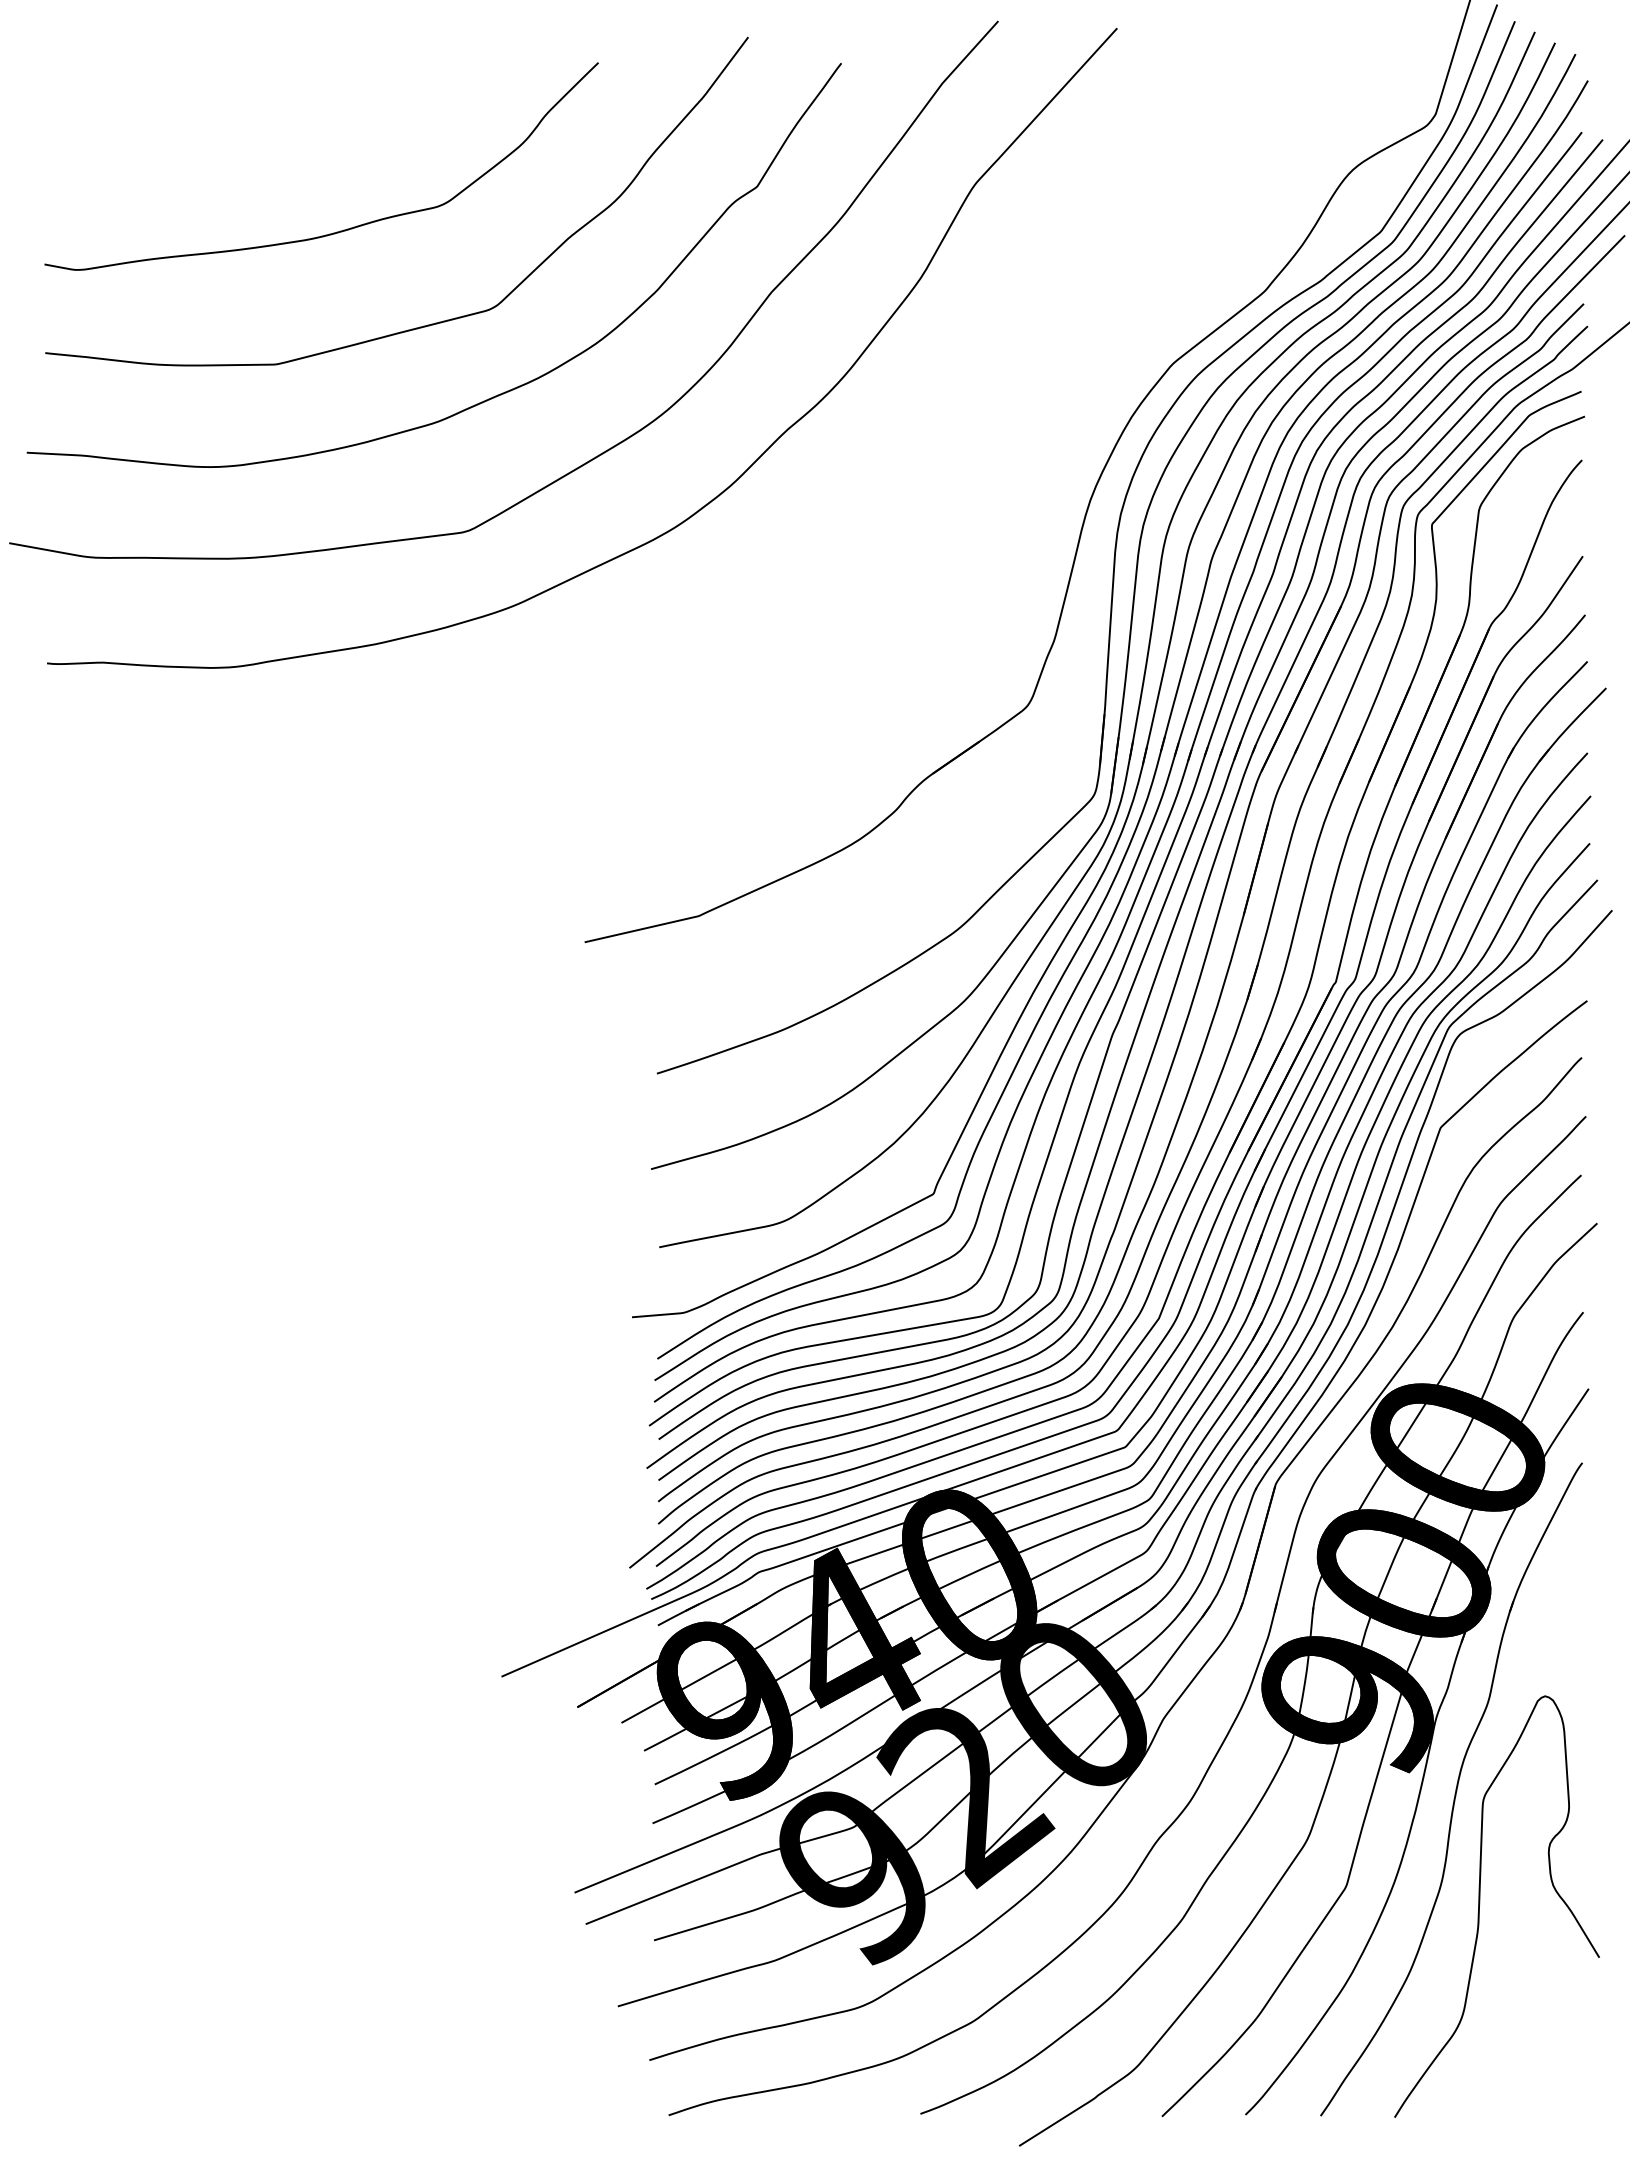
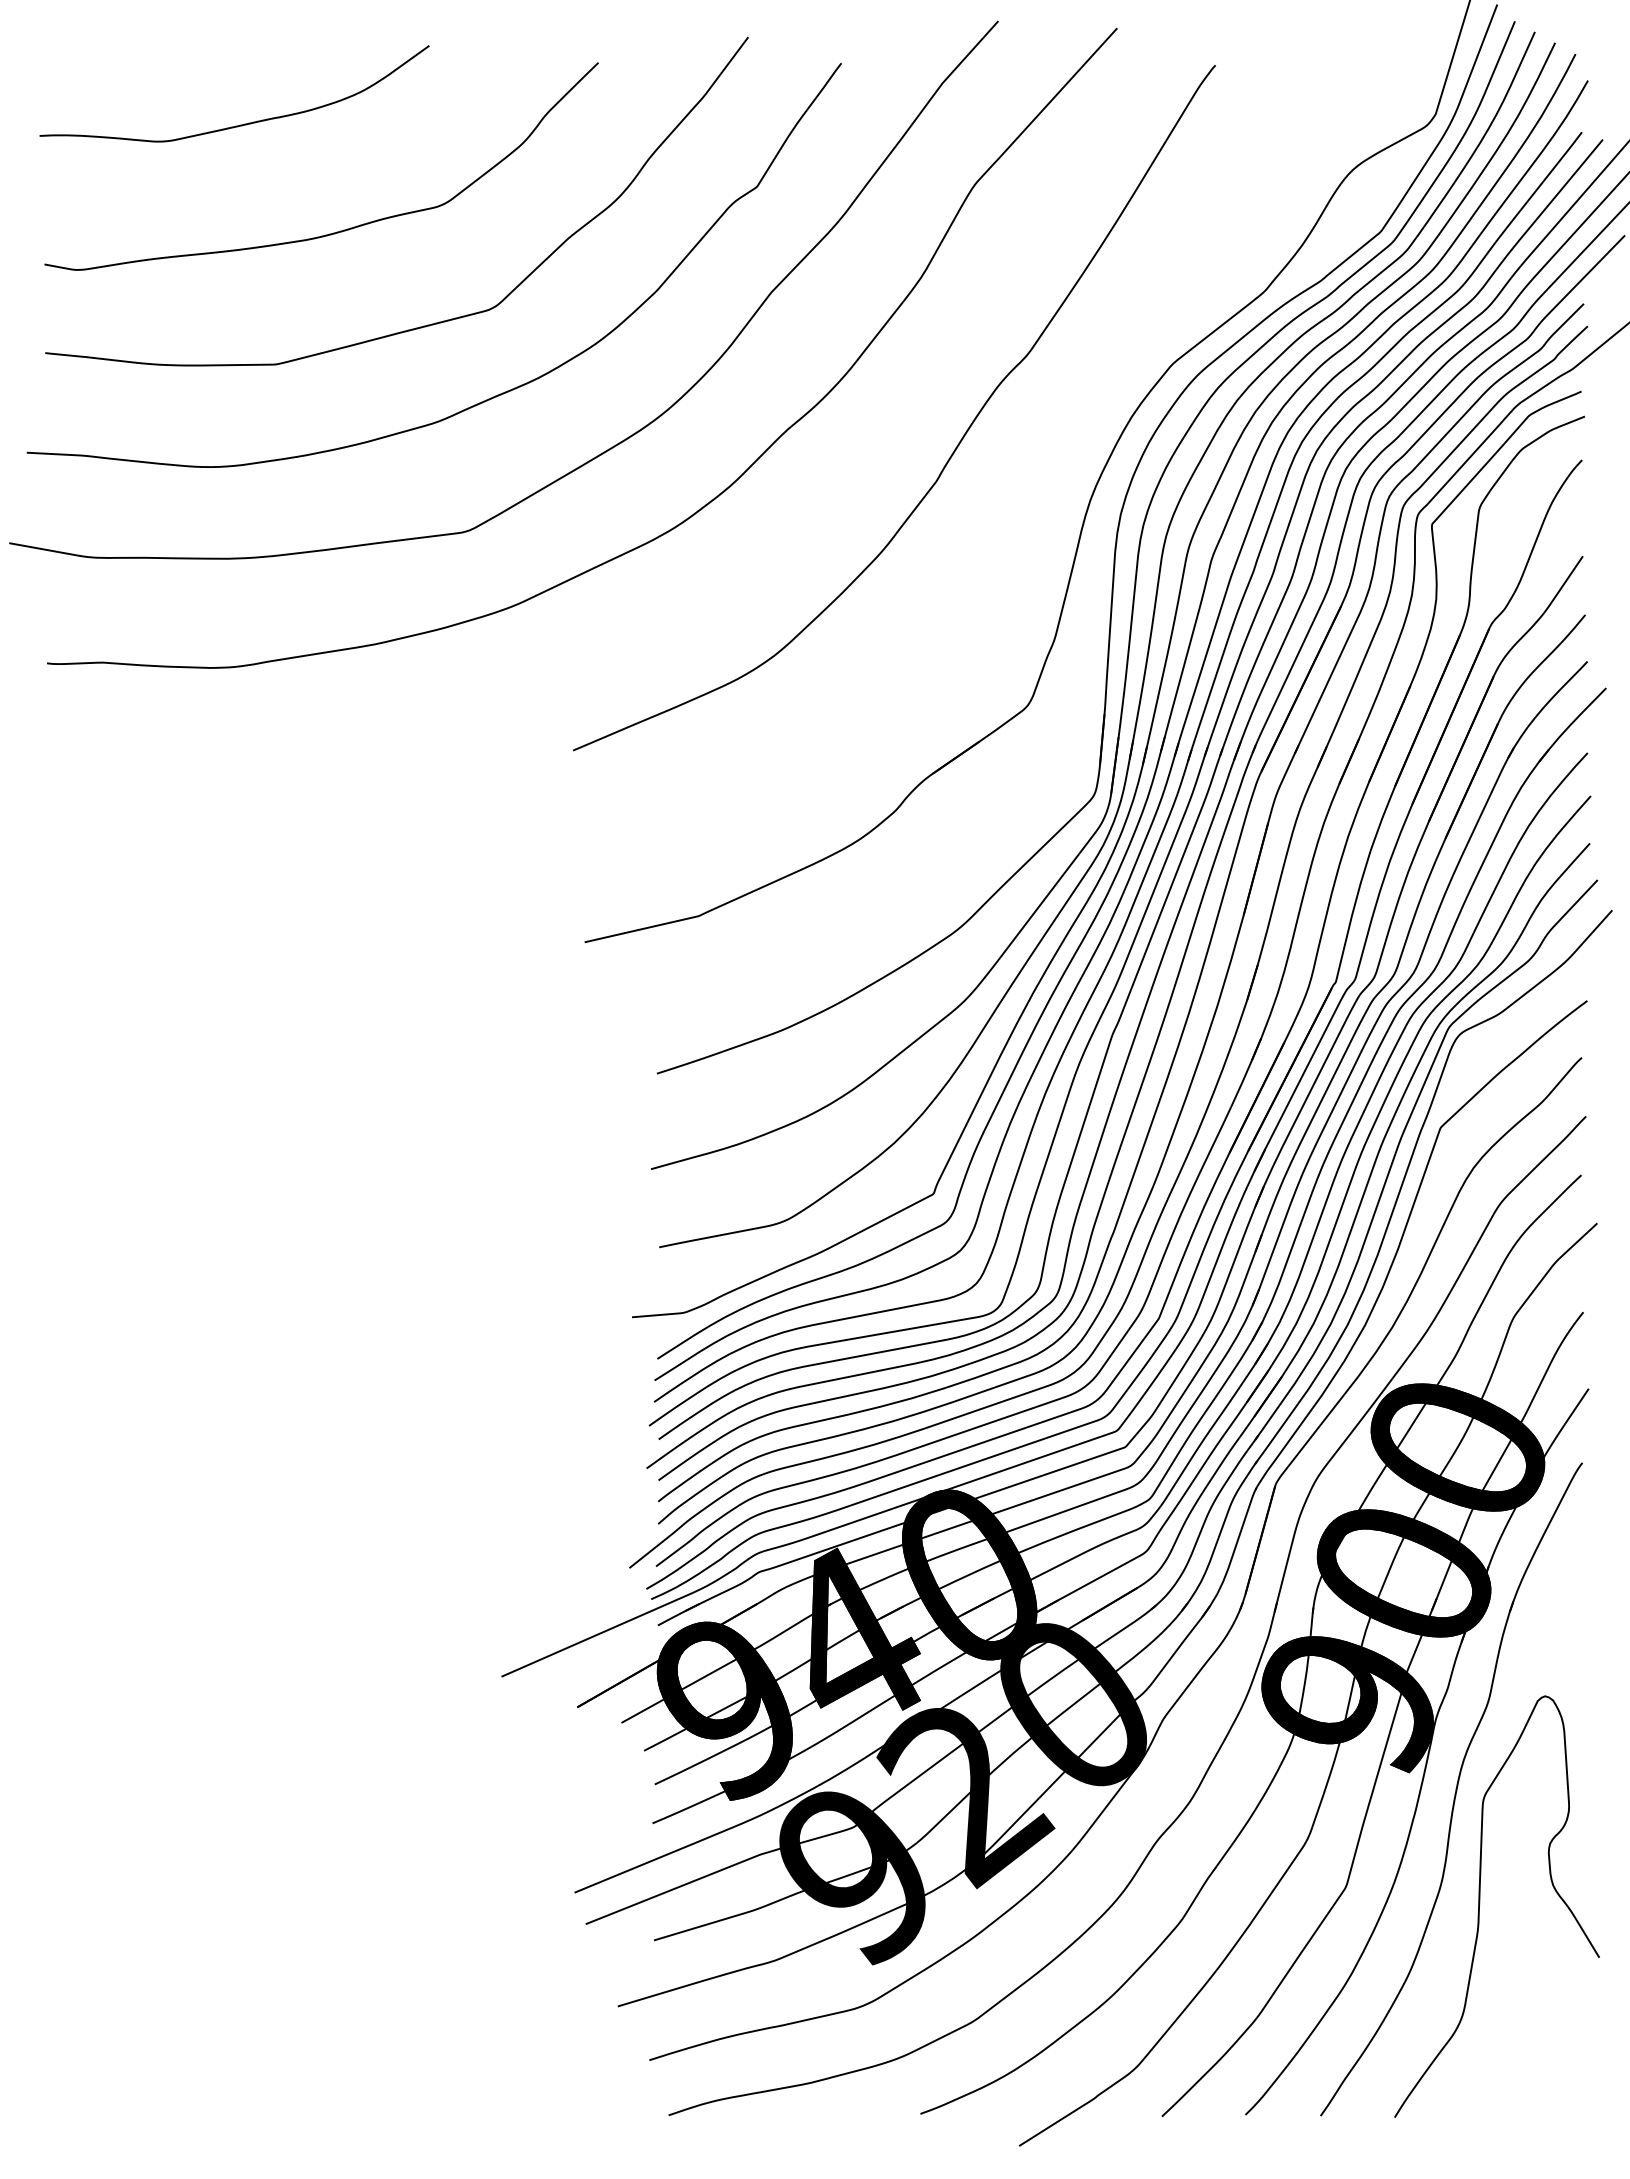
curve: none -> present (240, 124)
curve: none -> present (955, 447)
